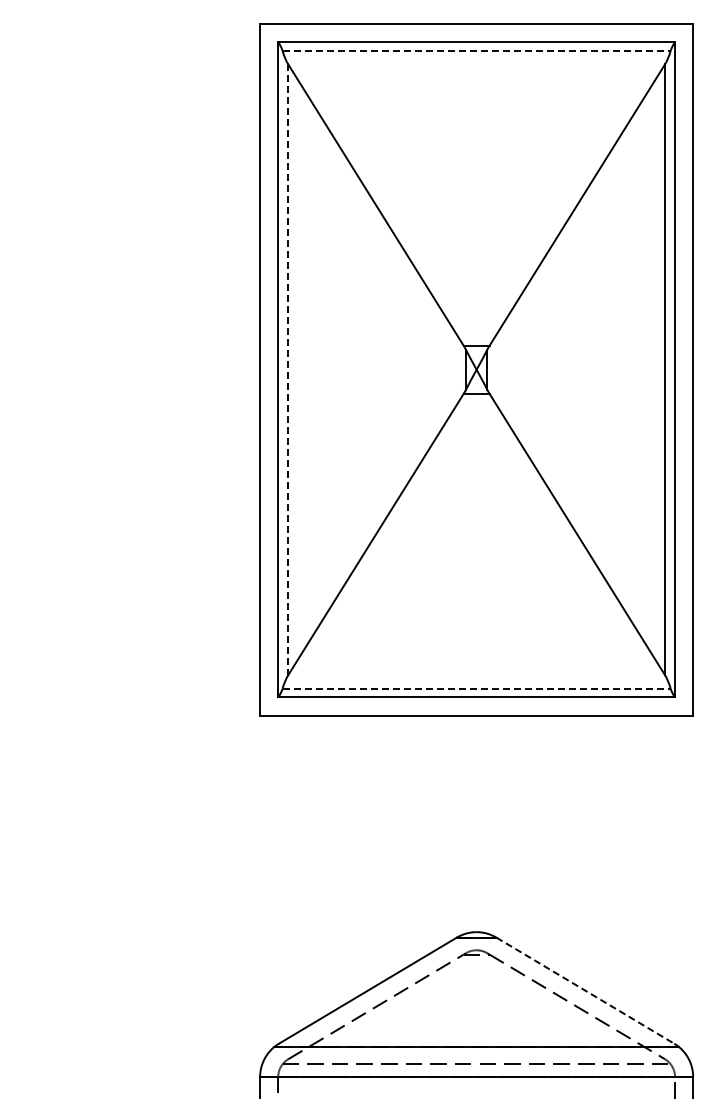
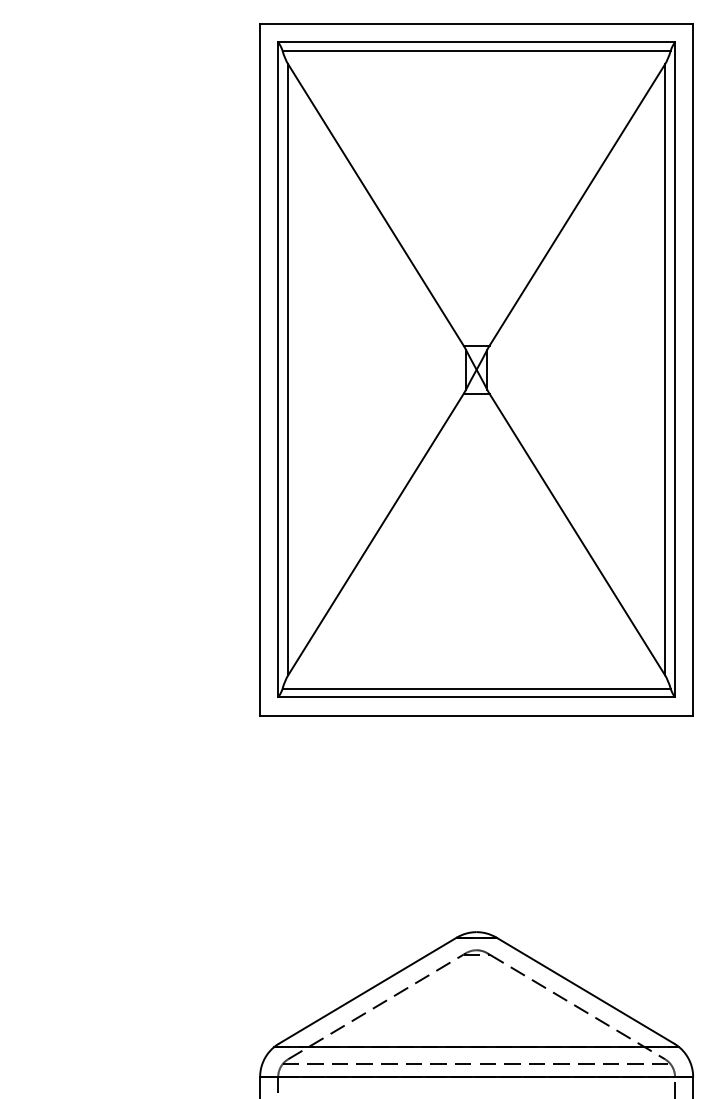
line: dashed -> solid (477, 50)
line: dashed -> solid (288, 370)
line: dashed -> solid (477, 688)
line: dashed -> solid (585, 990)
